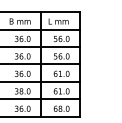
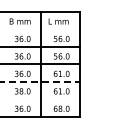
line: present -> none (41, 29)
line: solid -> dashed (40, 81)
line: present -> none (41, 99)
